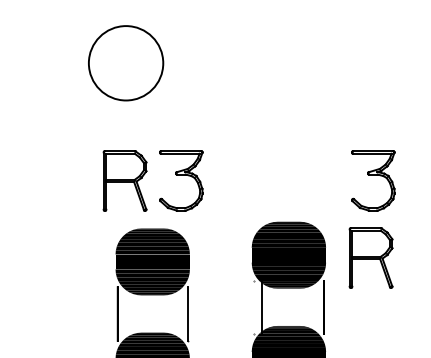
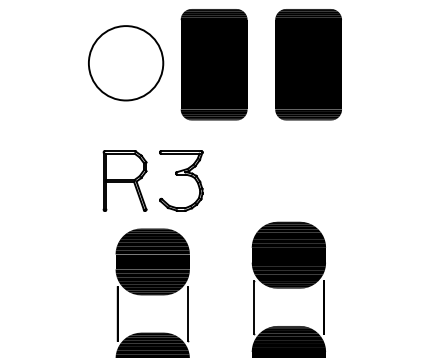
part: none -> present (213, 64)
part: none -> present (308, 64)
part: present -> none (373, 180)
part: present -> none (370, 257)
line position: (261, 307) -> (253, 307) (253, 307)
